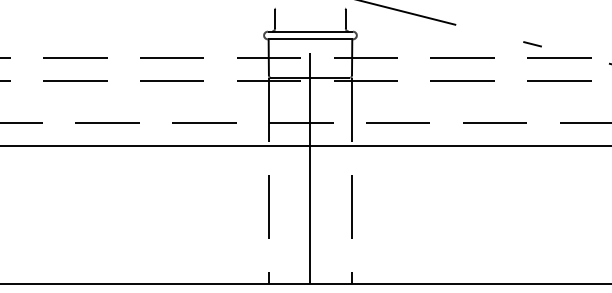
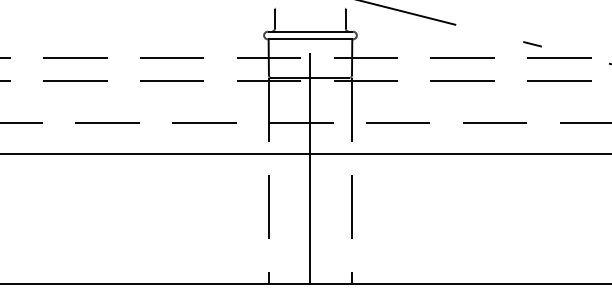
line position: (305, 145) -> (305, 153) (305, 153)
